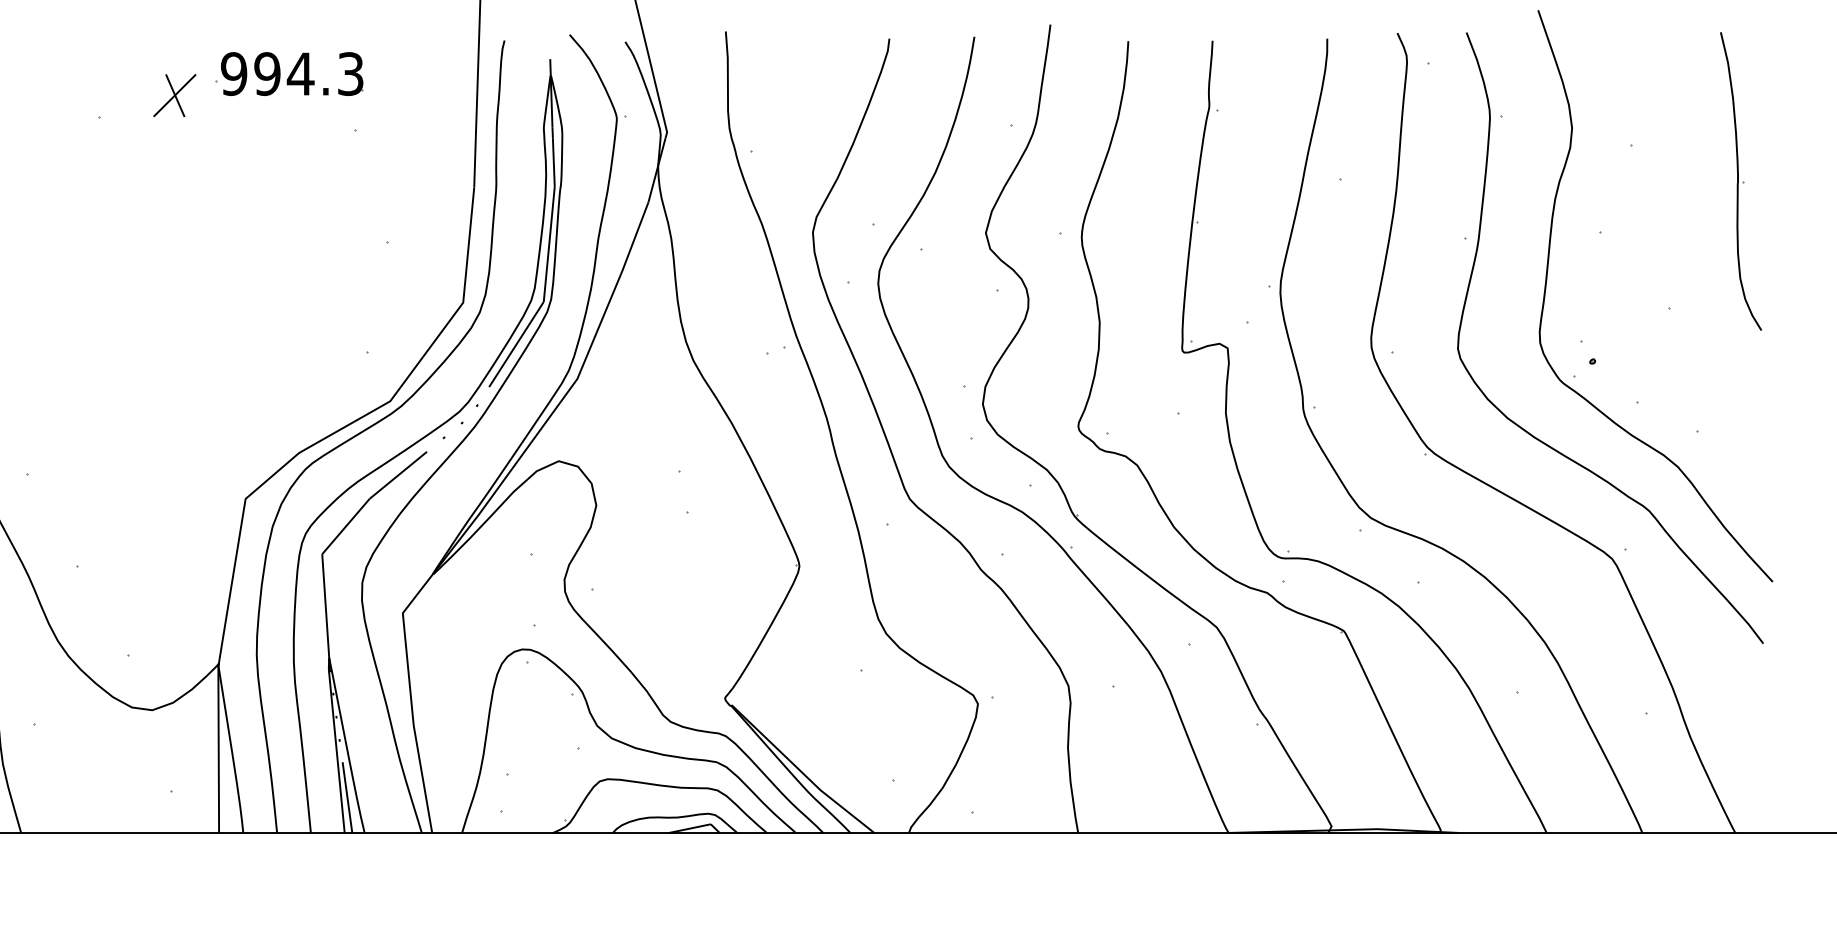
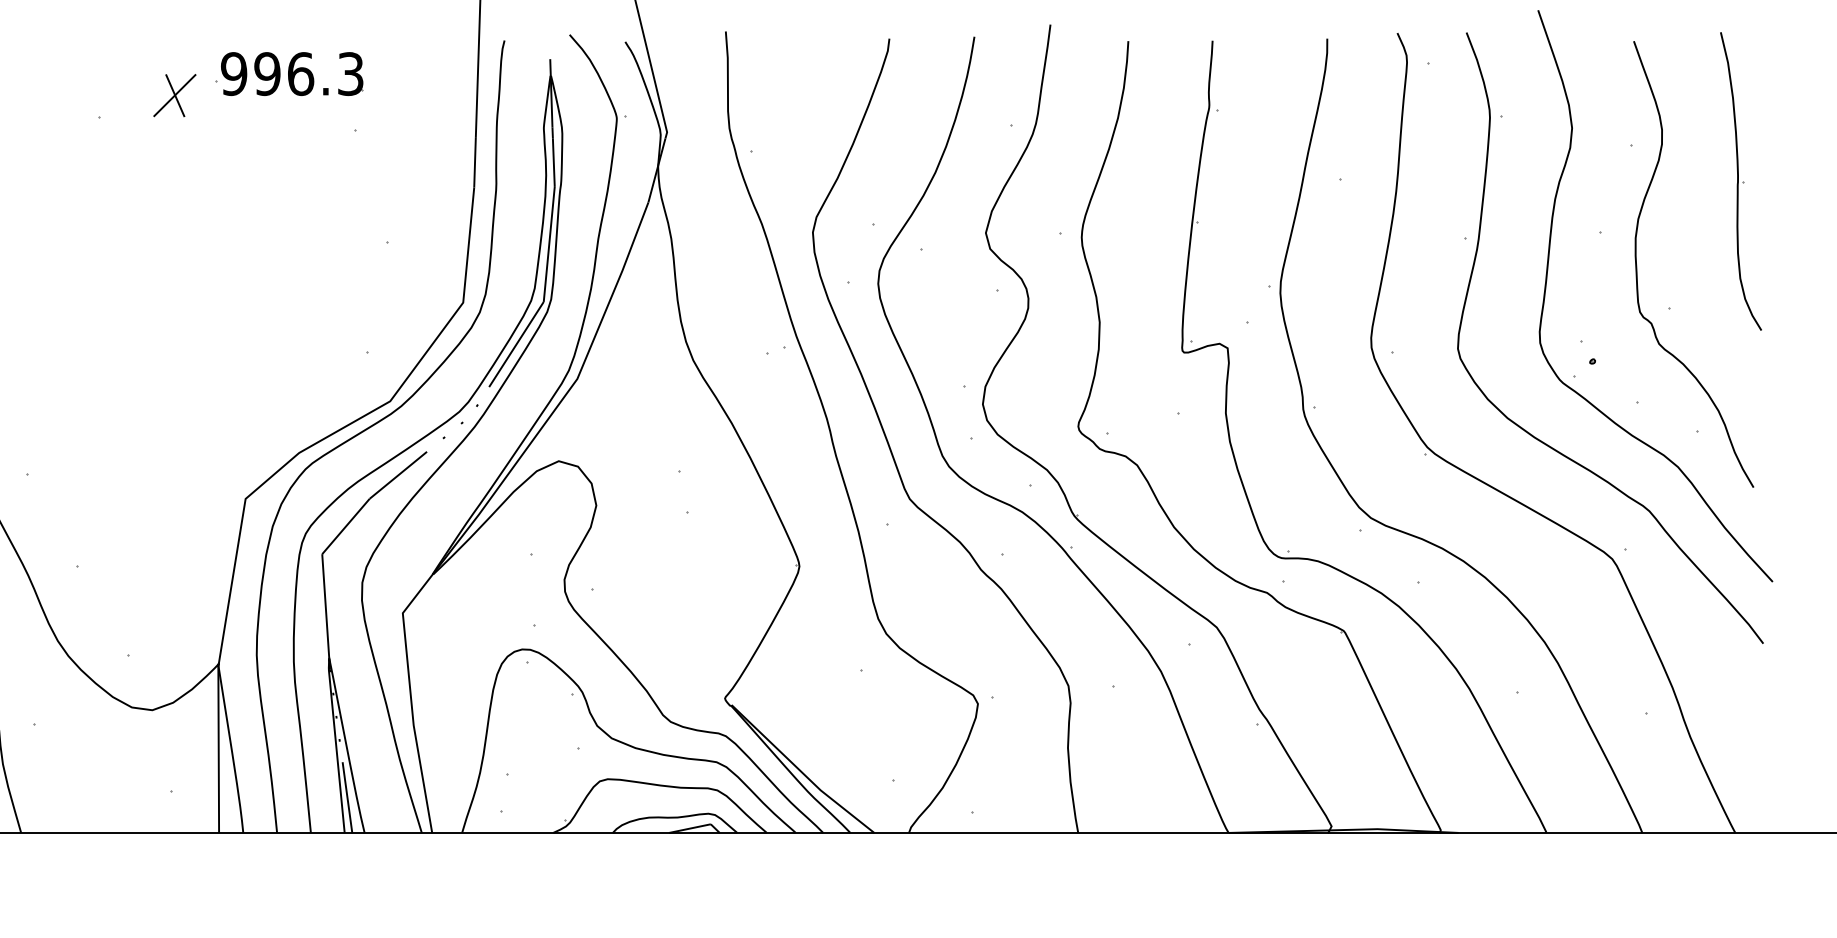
text: 994.3 -> 996.3 (300, 74)
curve: none -> present (1637, 265)
